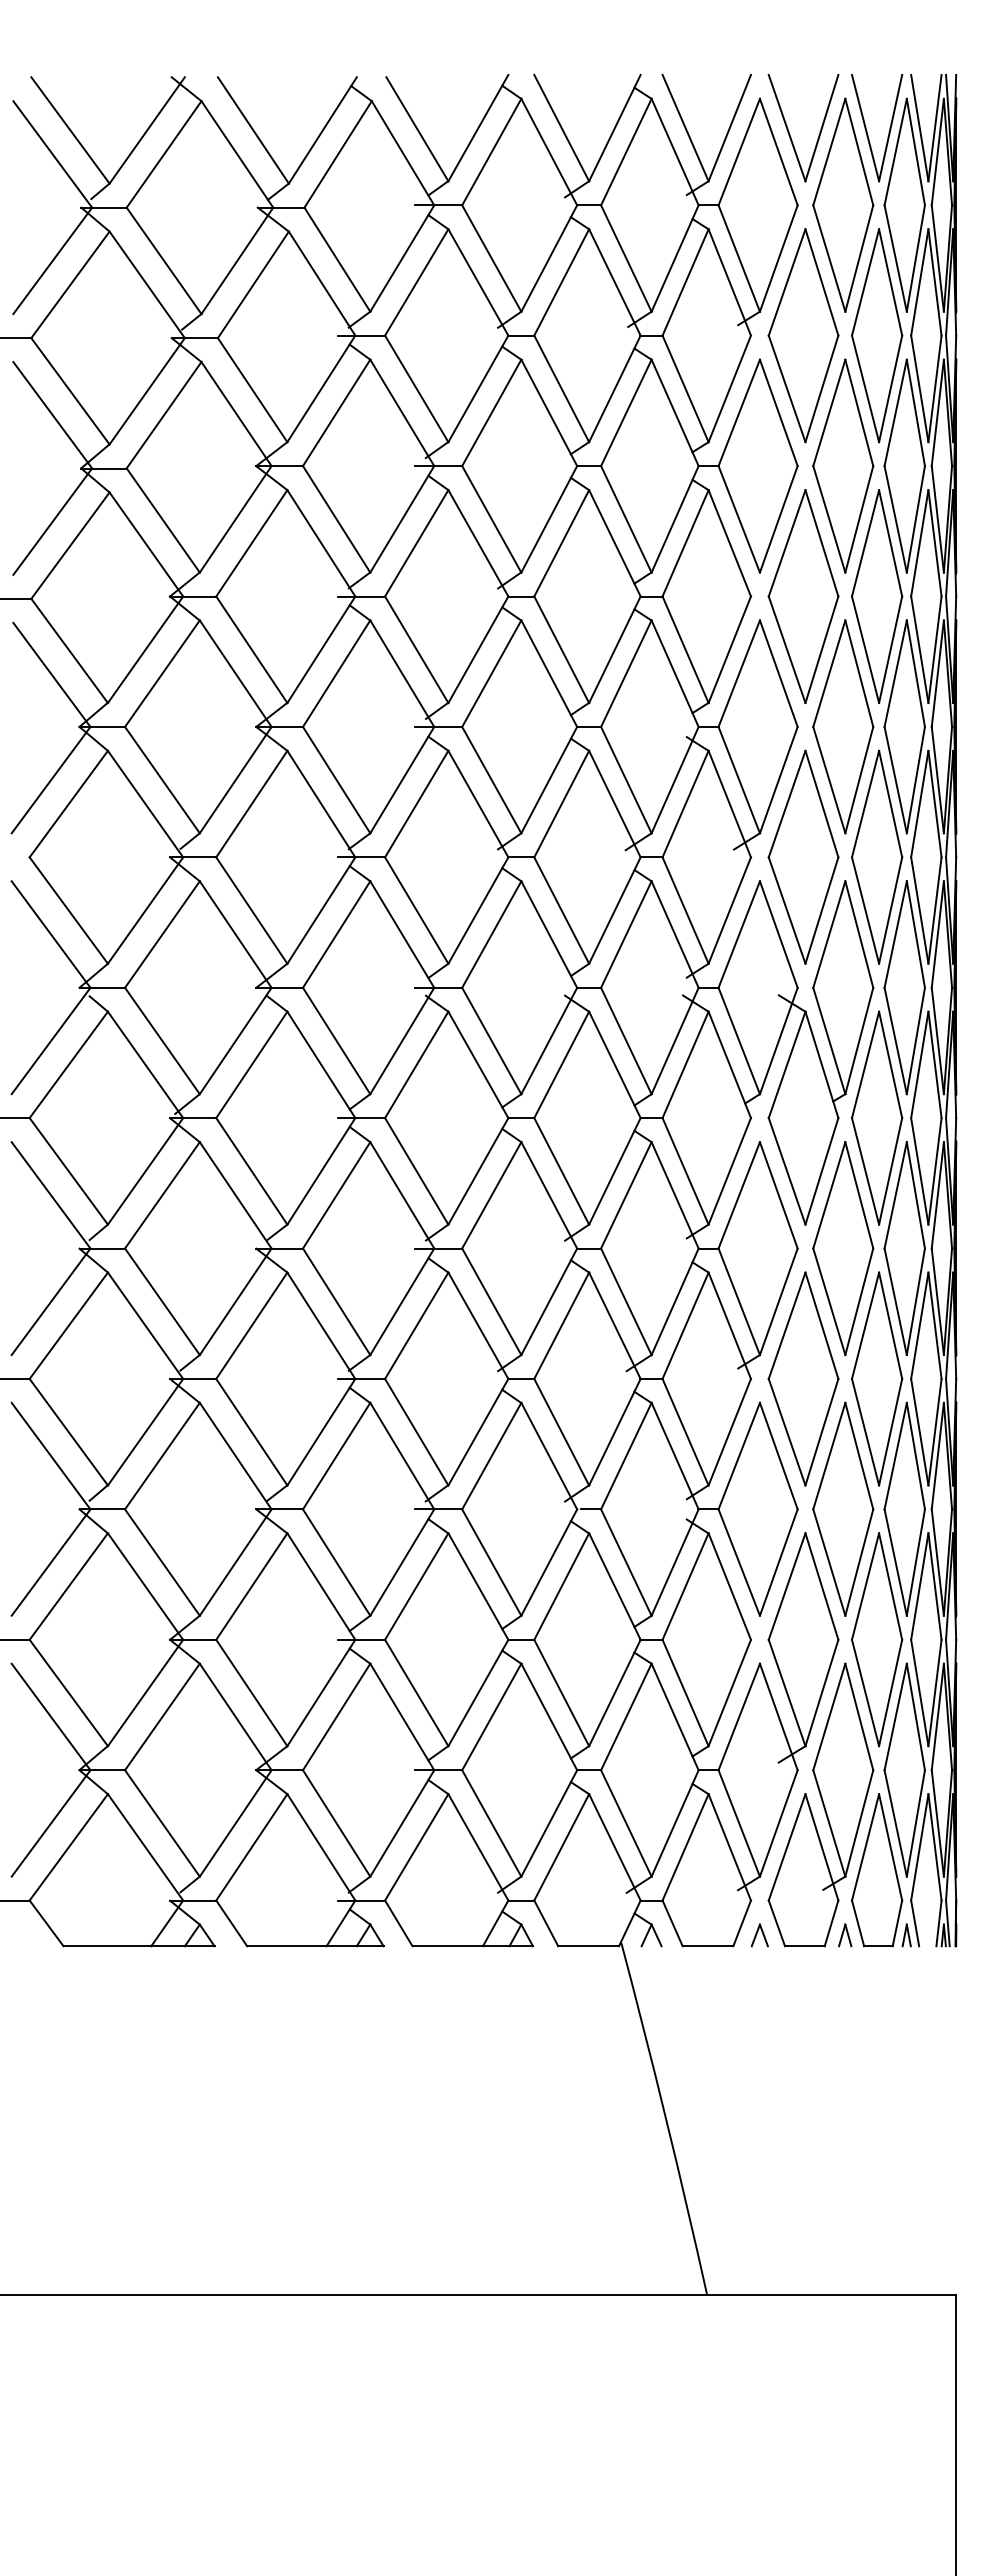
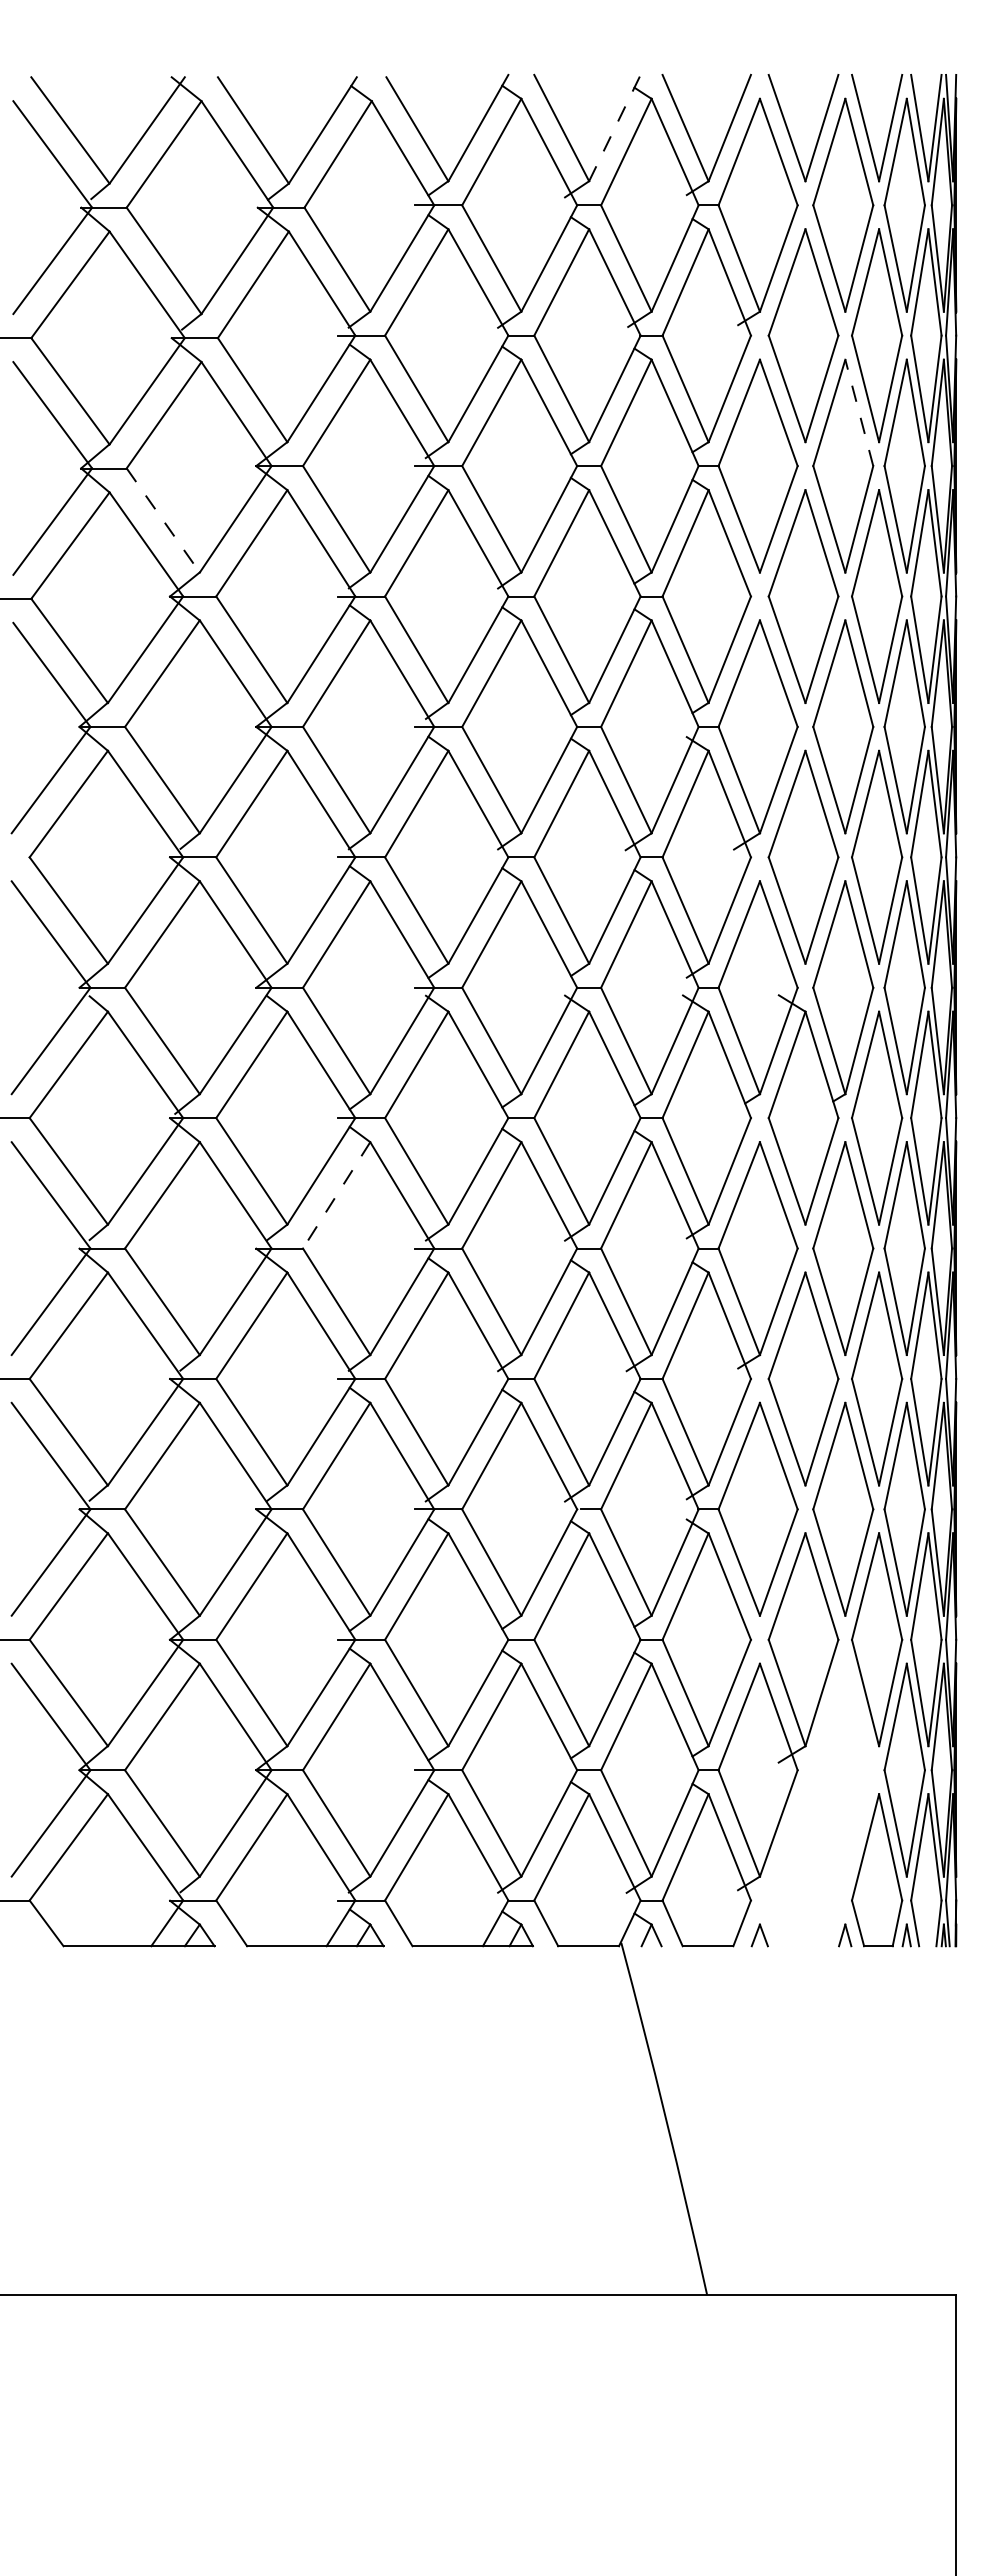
line: solid -> dashed (615, 127)
line: solid -> dashed (859, 412)
line: solid -> dashed (163, 520)
line: solid -> dashed (336, 1195)
part: present -> none (820, 1804)
